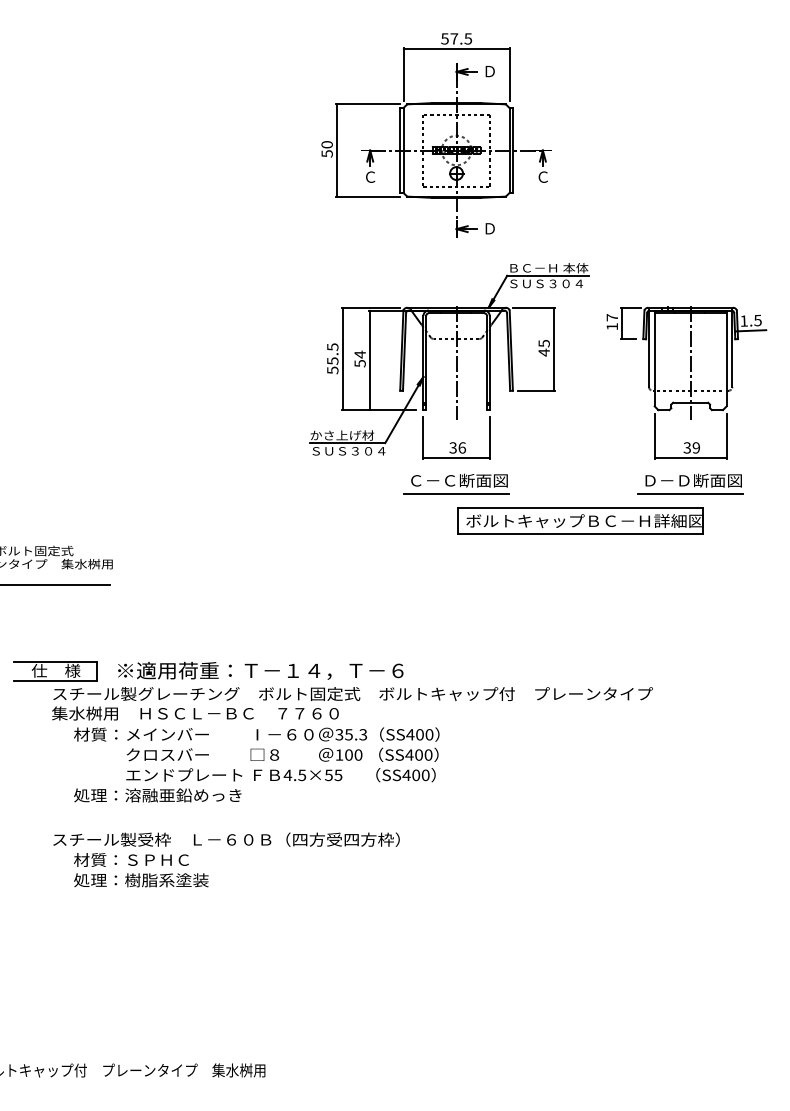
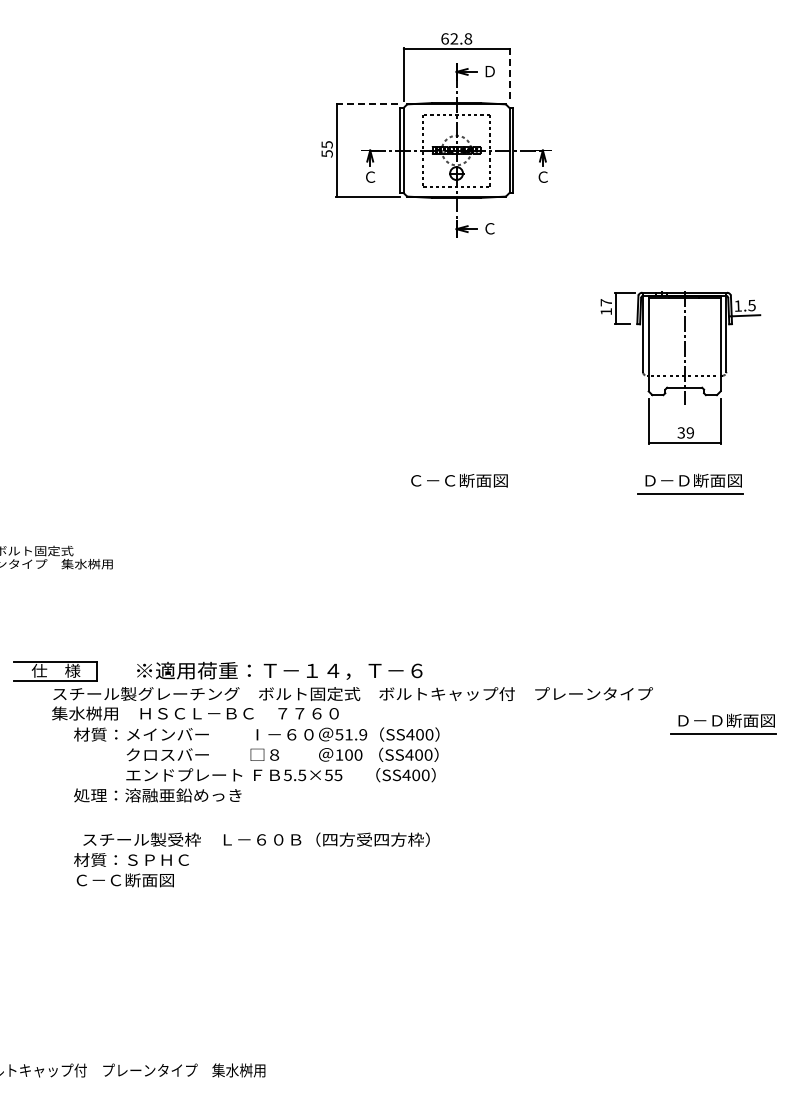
text: 57.5 -> 62.8 (456, 38)
line: solid -> dashed (509, 74)
line: solid -> dashed (367, 104)
text: 50 -> 55 (326, 144)
text: Ｄ -> Ｃ (489, 228)
part: present -> none (456, 361)
part position: (686, 382) -> (680, 367) (680, 367)
line: present -> none (456, 494)
part: present -> none (580, 520)
line: present -> none (55, 584)
text position: (260, 670) -> (279, 670) (279, 670)
part: none -> present (723, 723)
text: 35.3 -> 51.9 (351, 734)
text: 4.5×55 -> 5.5×55 (287, 775)
text position: (226, 839) -> (256, 839) (256, 839)
text: 処理：樹脂系塗装 -> Ｃ－Ｃ断面図 (141, 880)
